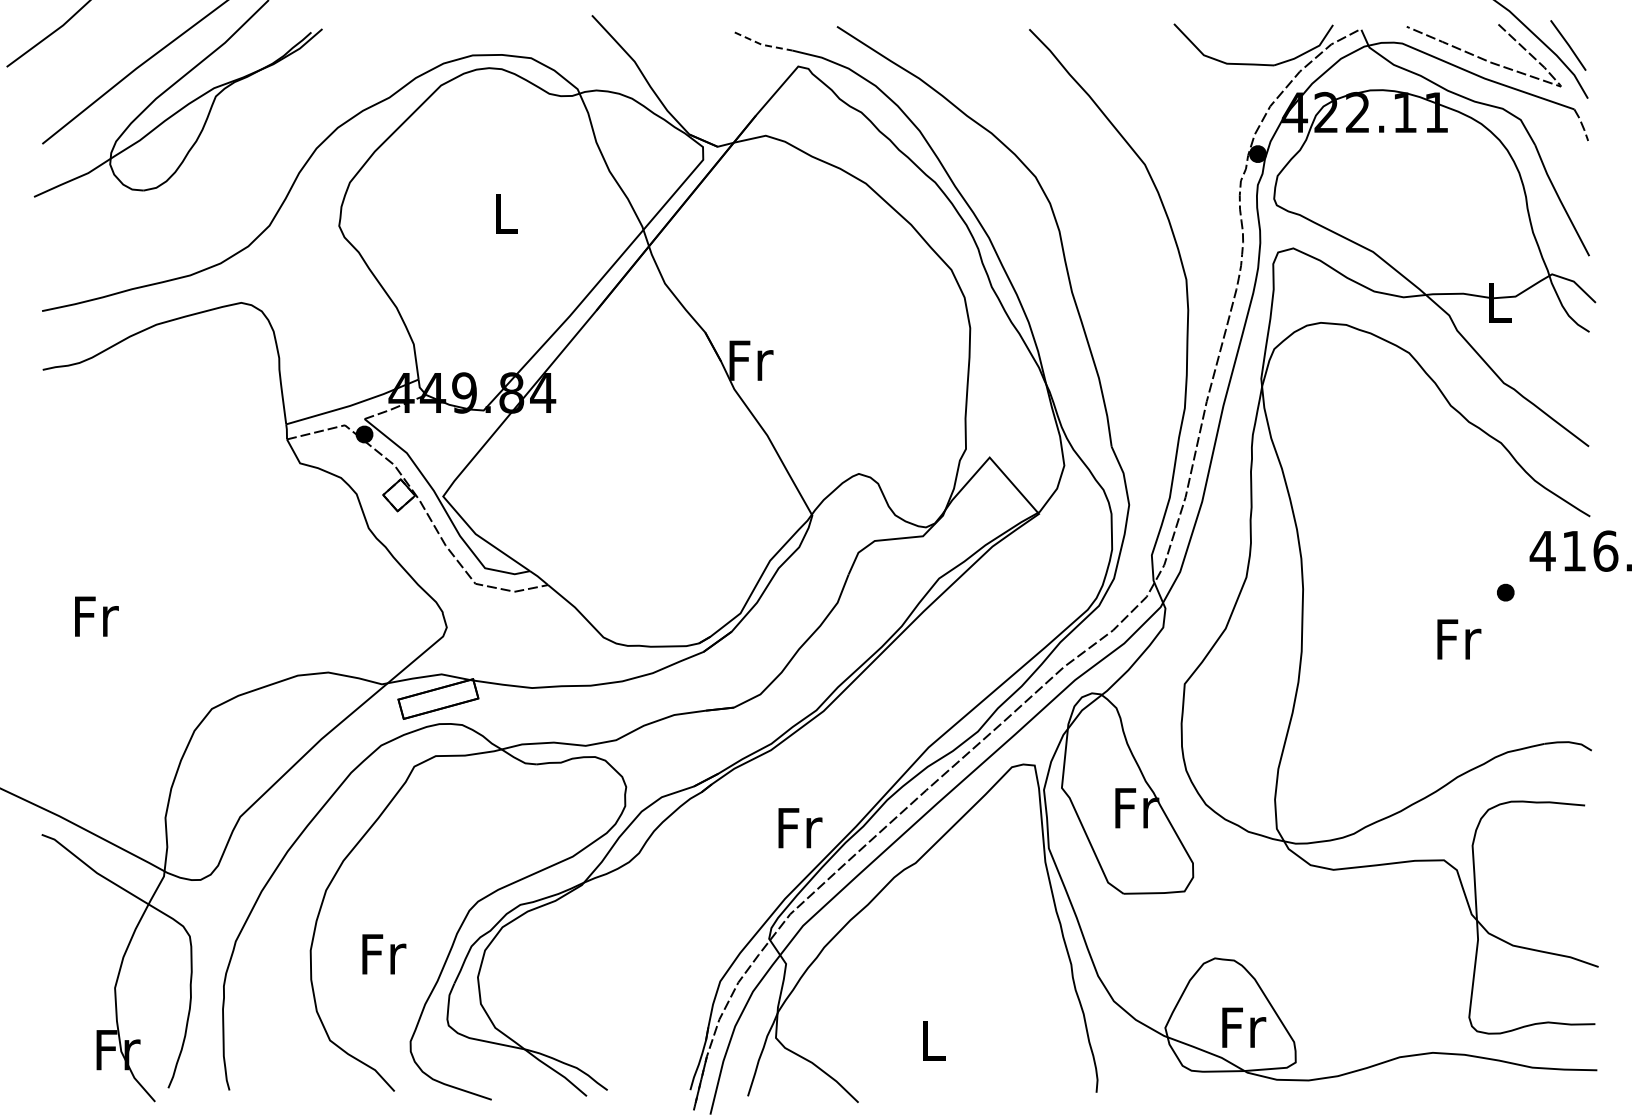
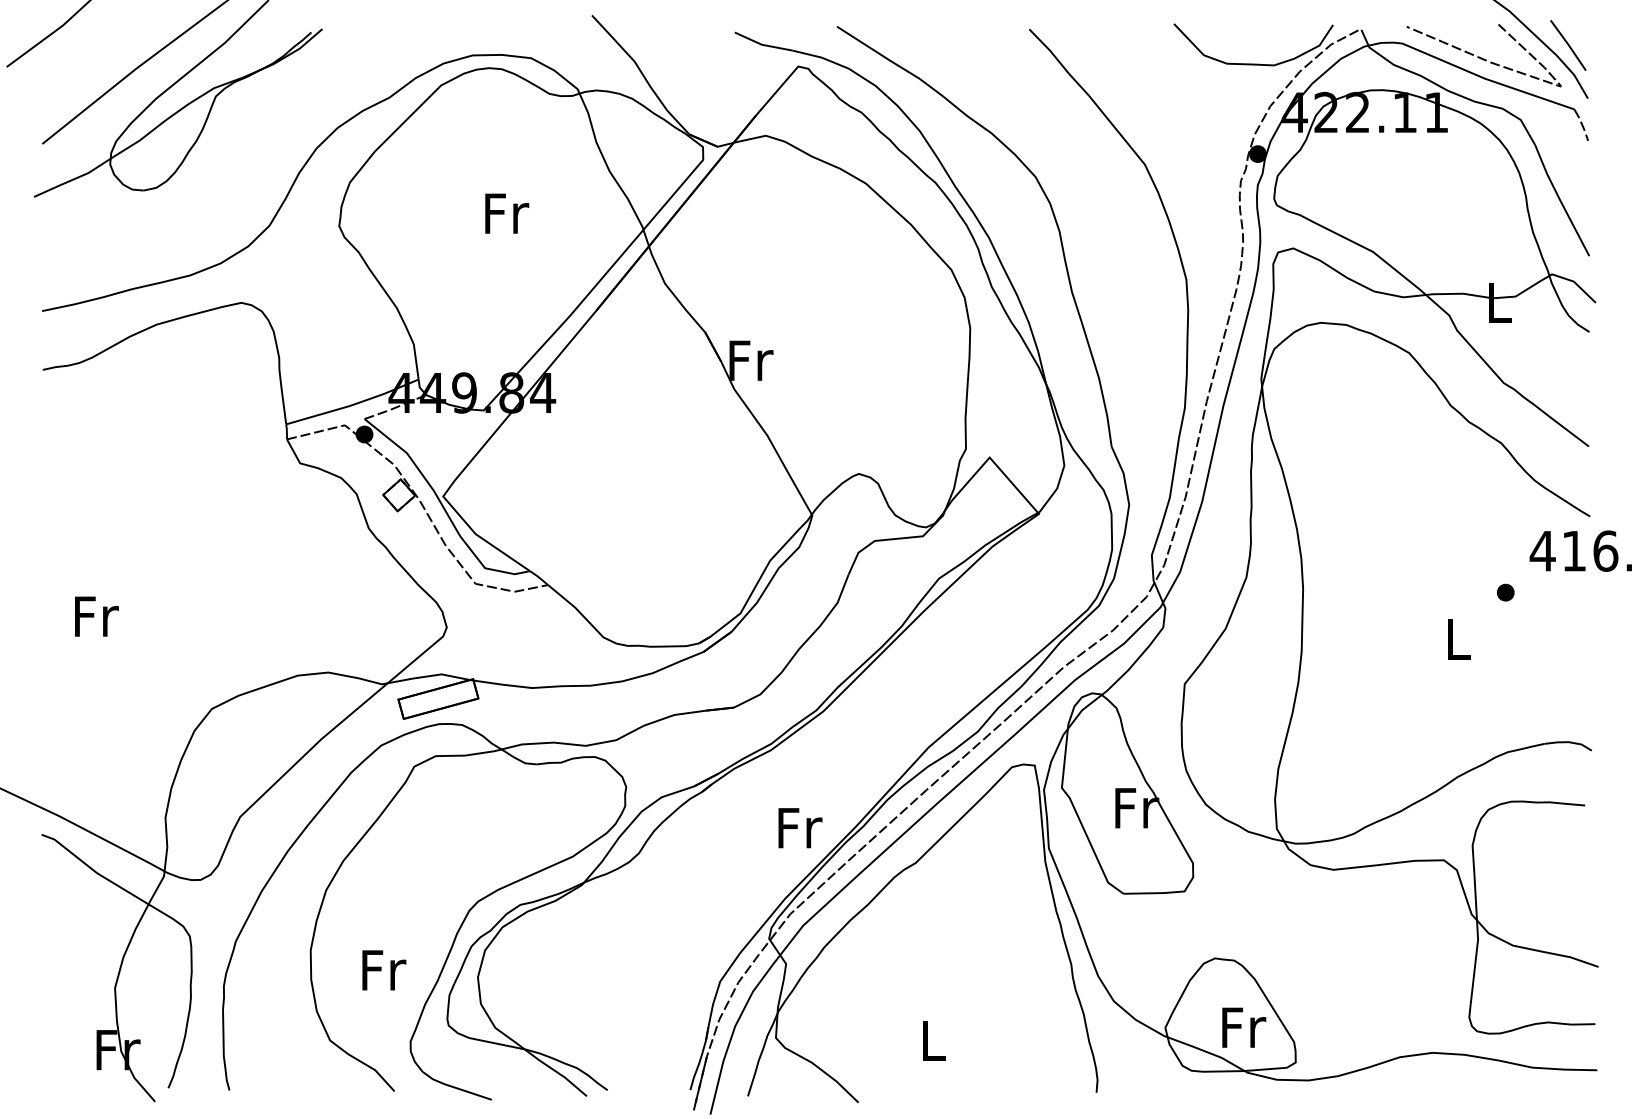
line: dashed -> solid (762, 44)
text: L -> Fr (507, 213)
text: Fr -> L (1459, 639)
text position: (384, 954) -> (384, 970) (384, 970)
